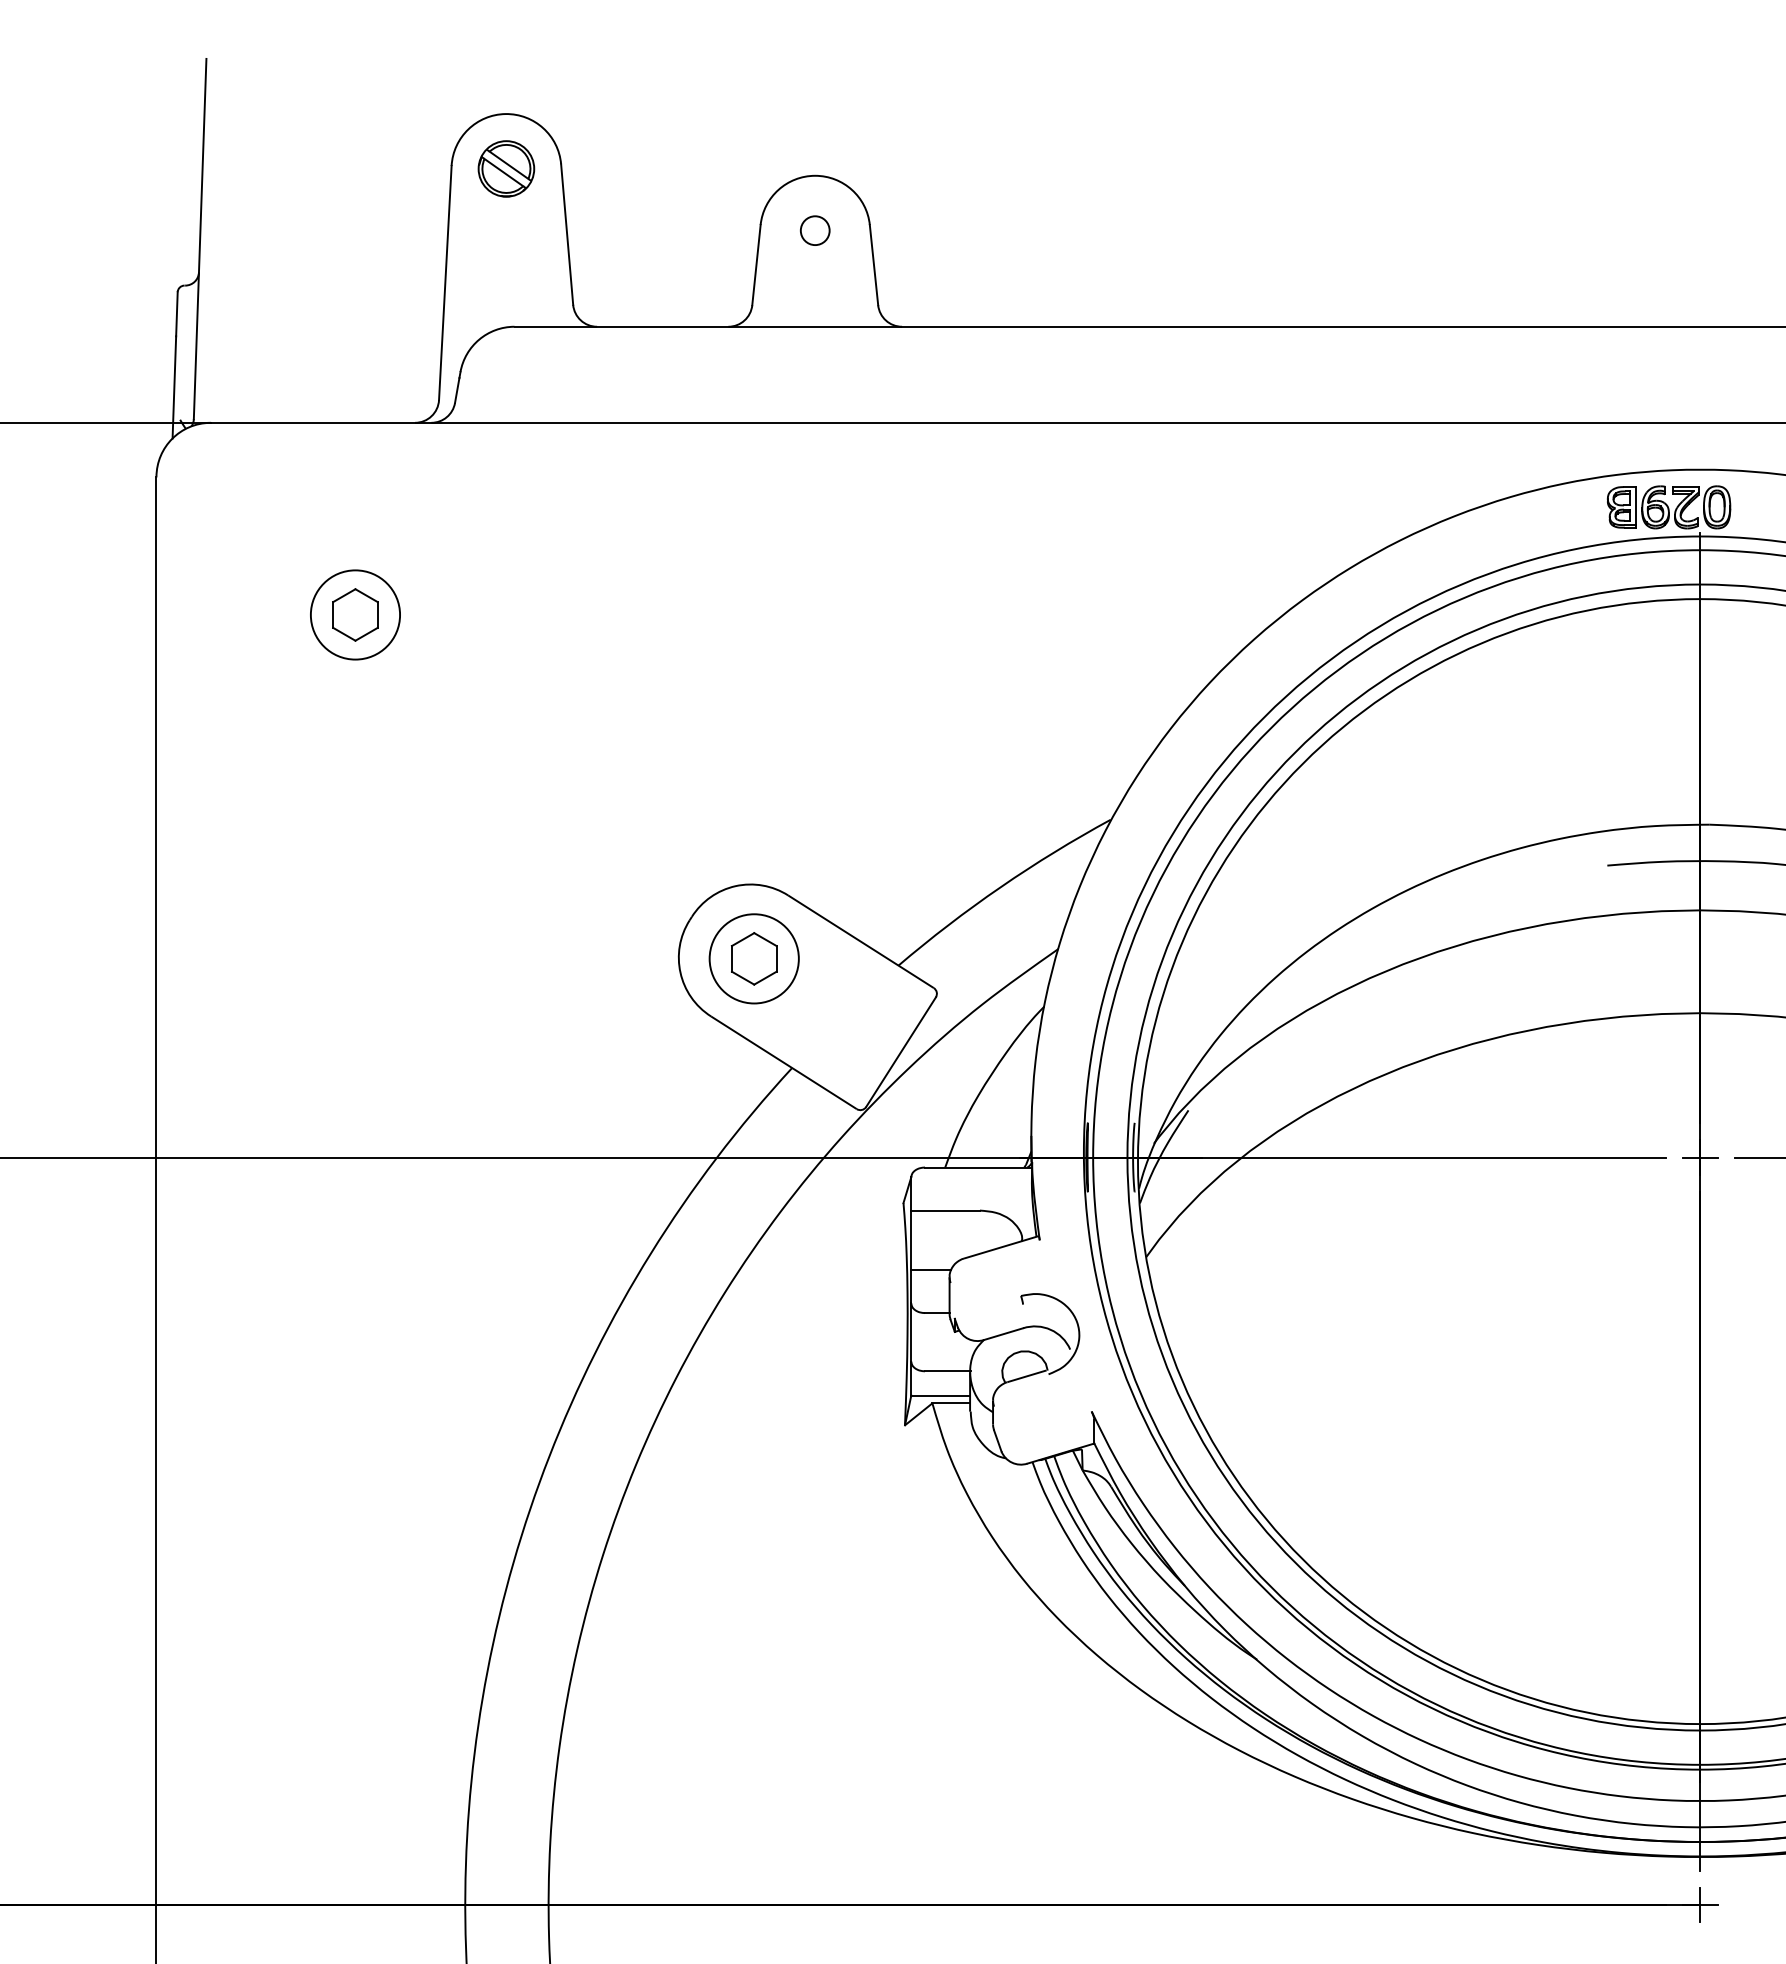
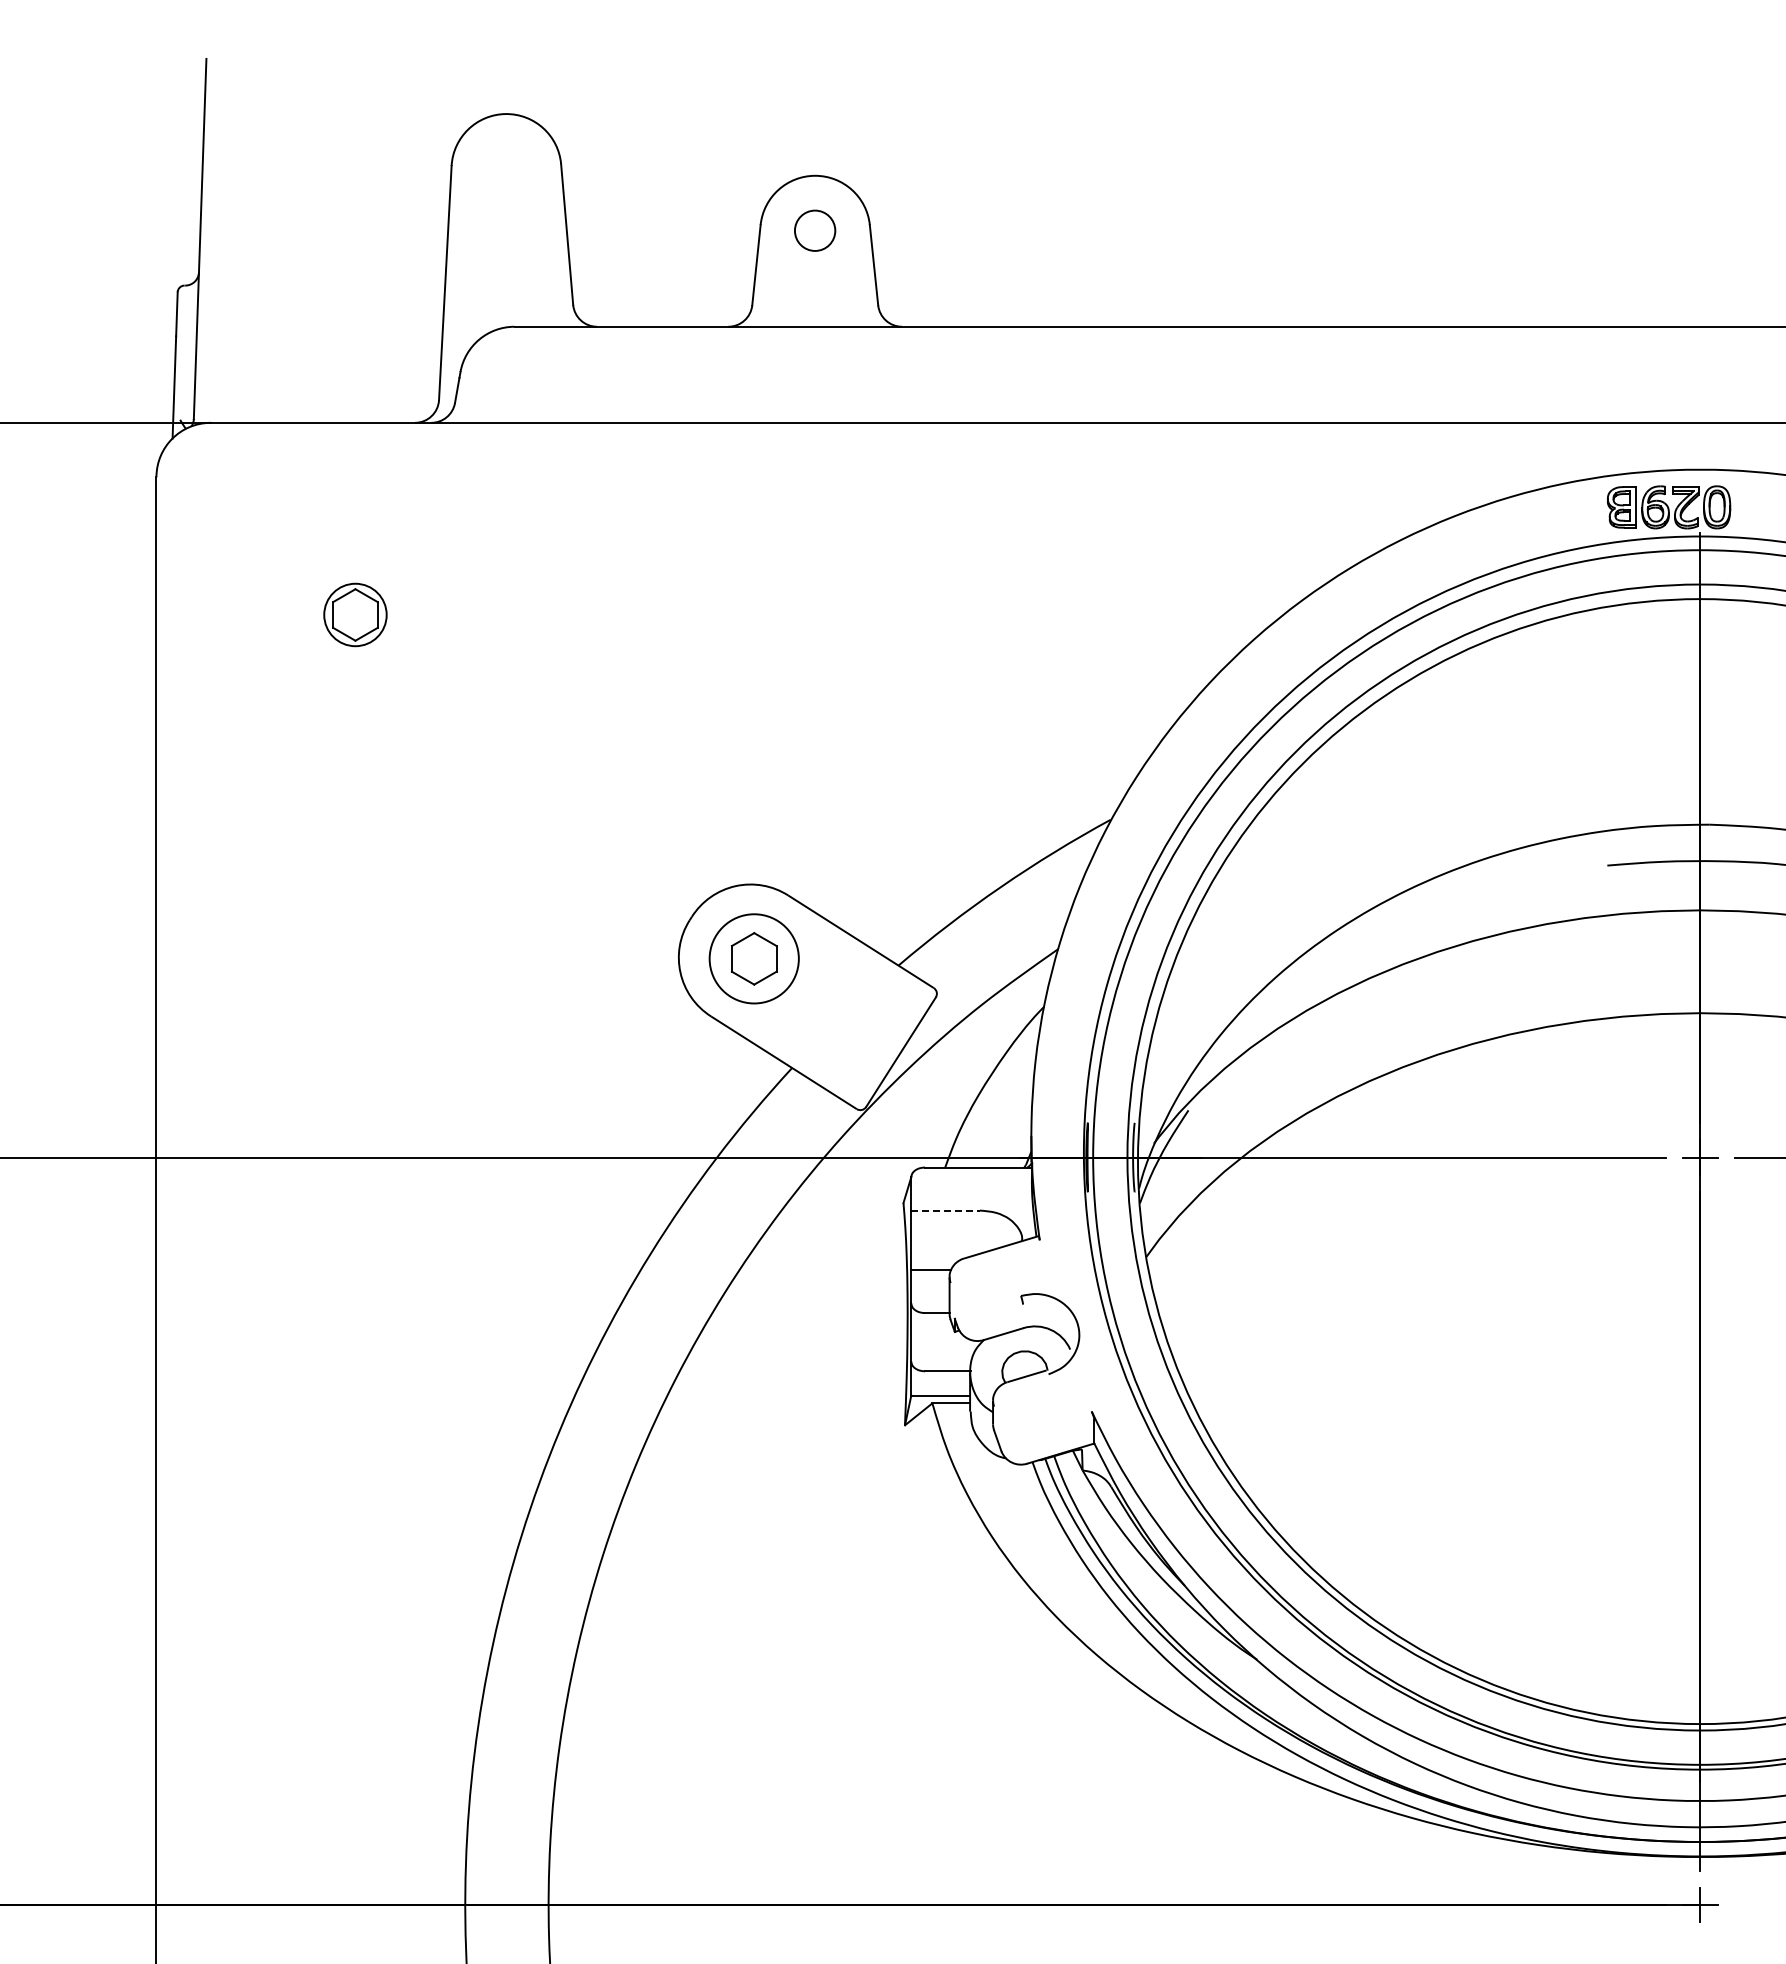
part: present -> none (506, 168)
circle size: 31x31 px -> 43x43 px (815, 230)
circle diameter: 89 px -> 62 px (355, 614)
line: solid -> dashed (946, 1210)
